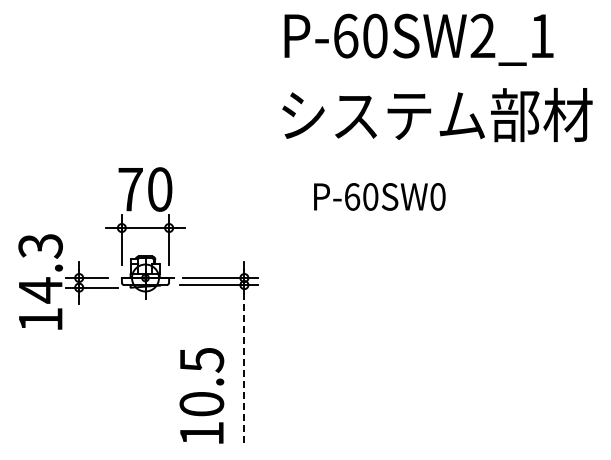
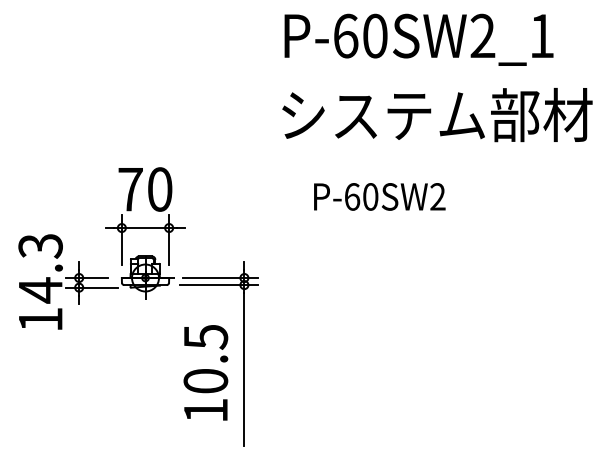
text: P-60SW0 -> P-60SW2 (437, 196)
line: dashed -> solid (244, 370)
text position: (201, 395) -> (205, 372) (205, 372)
